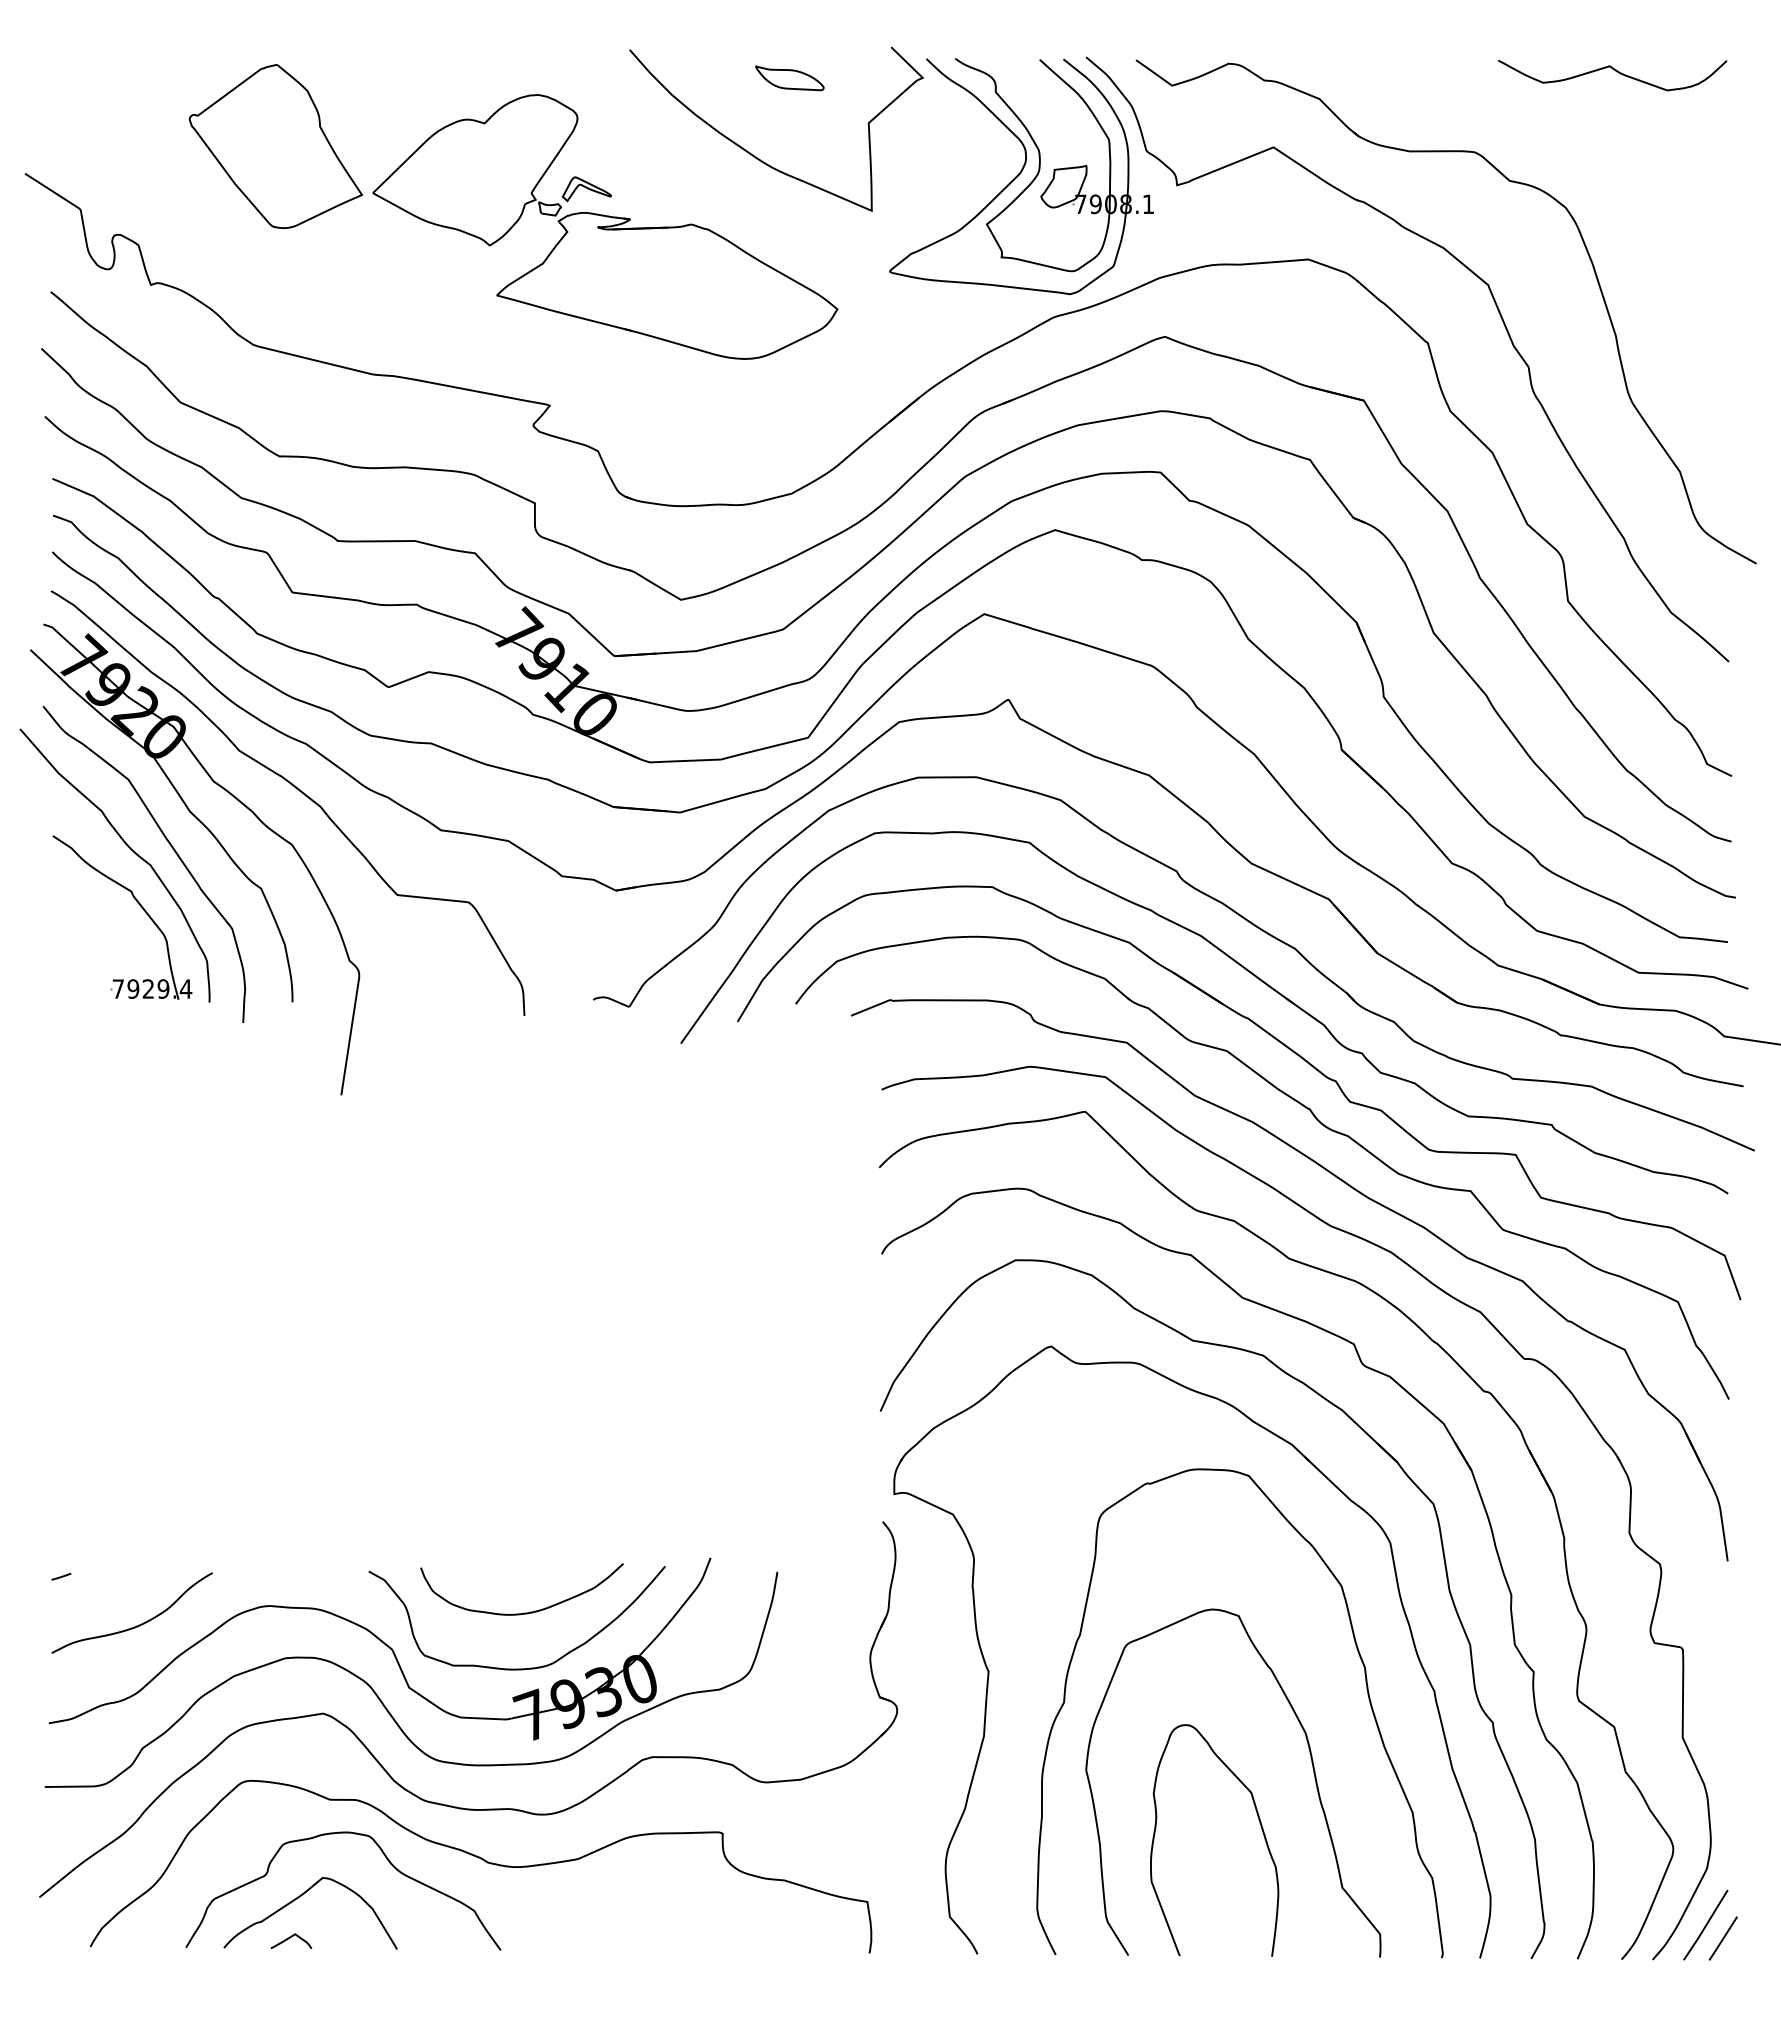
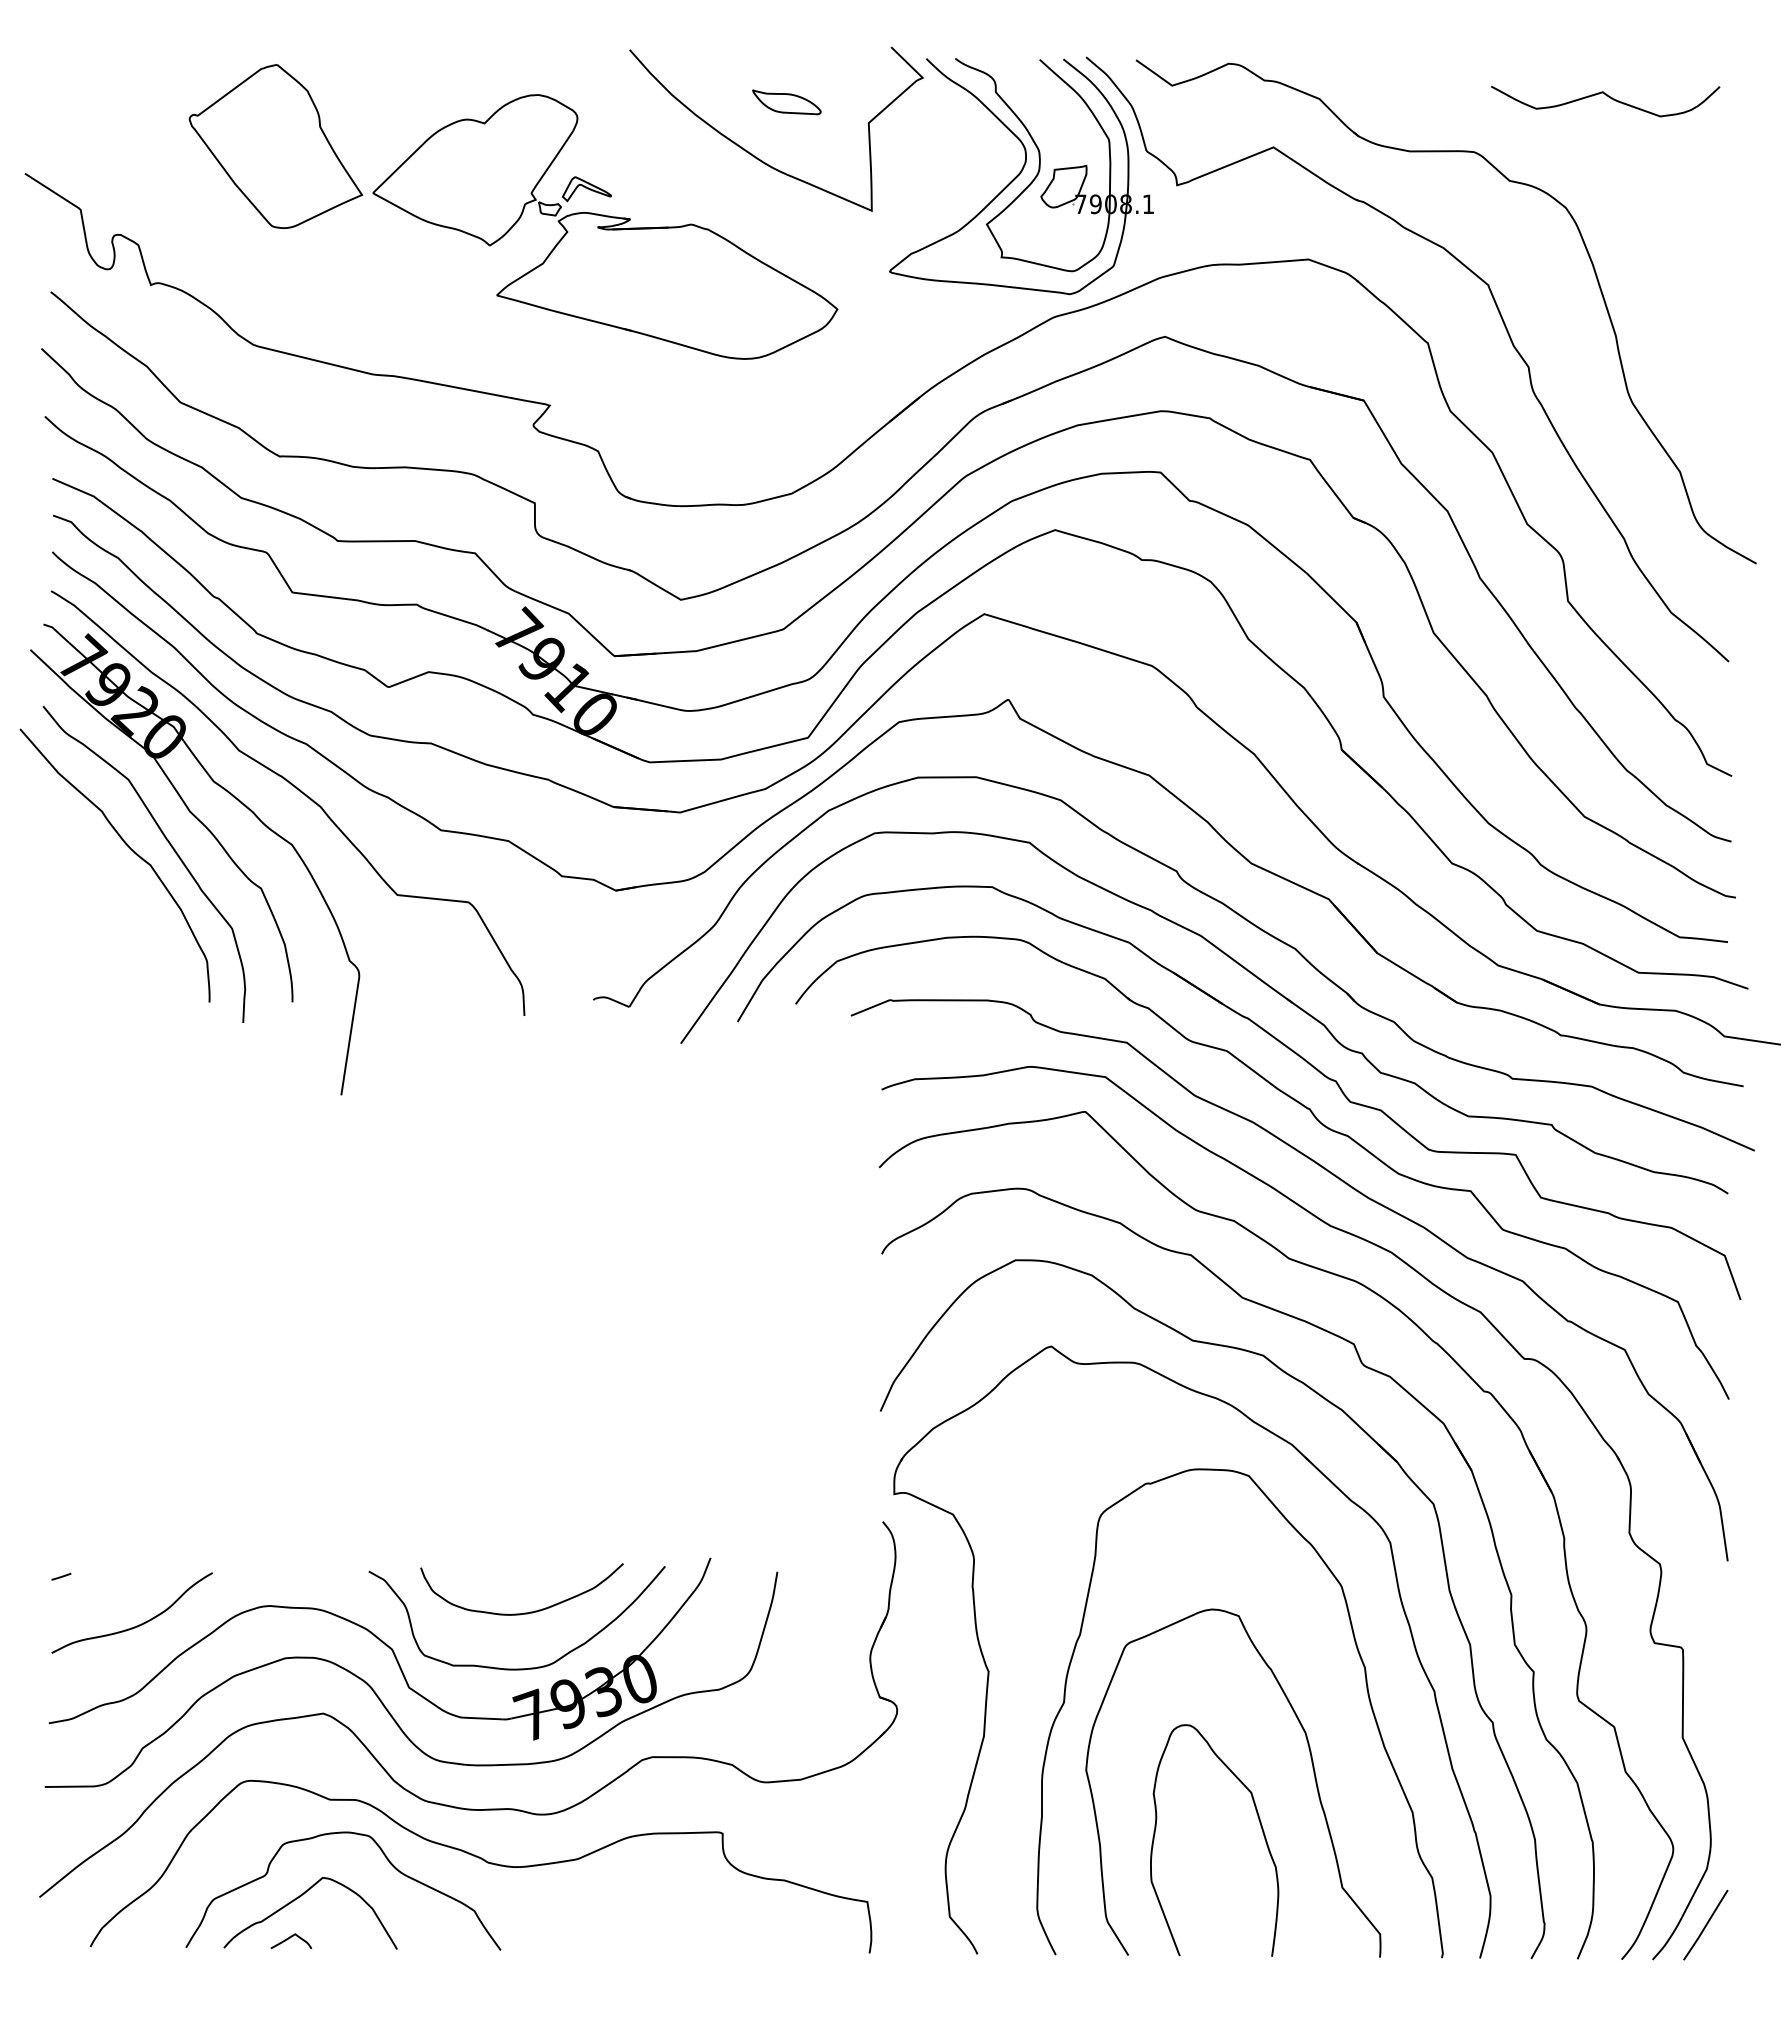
curve position: (1615, 71) -> (1608, 97) (1608, 97)
part position: (789, 78) -> (786, 102) (786, 102)
part: present -> none (138, 904)
line: present -> none (1722, 1938)
